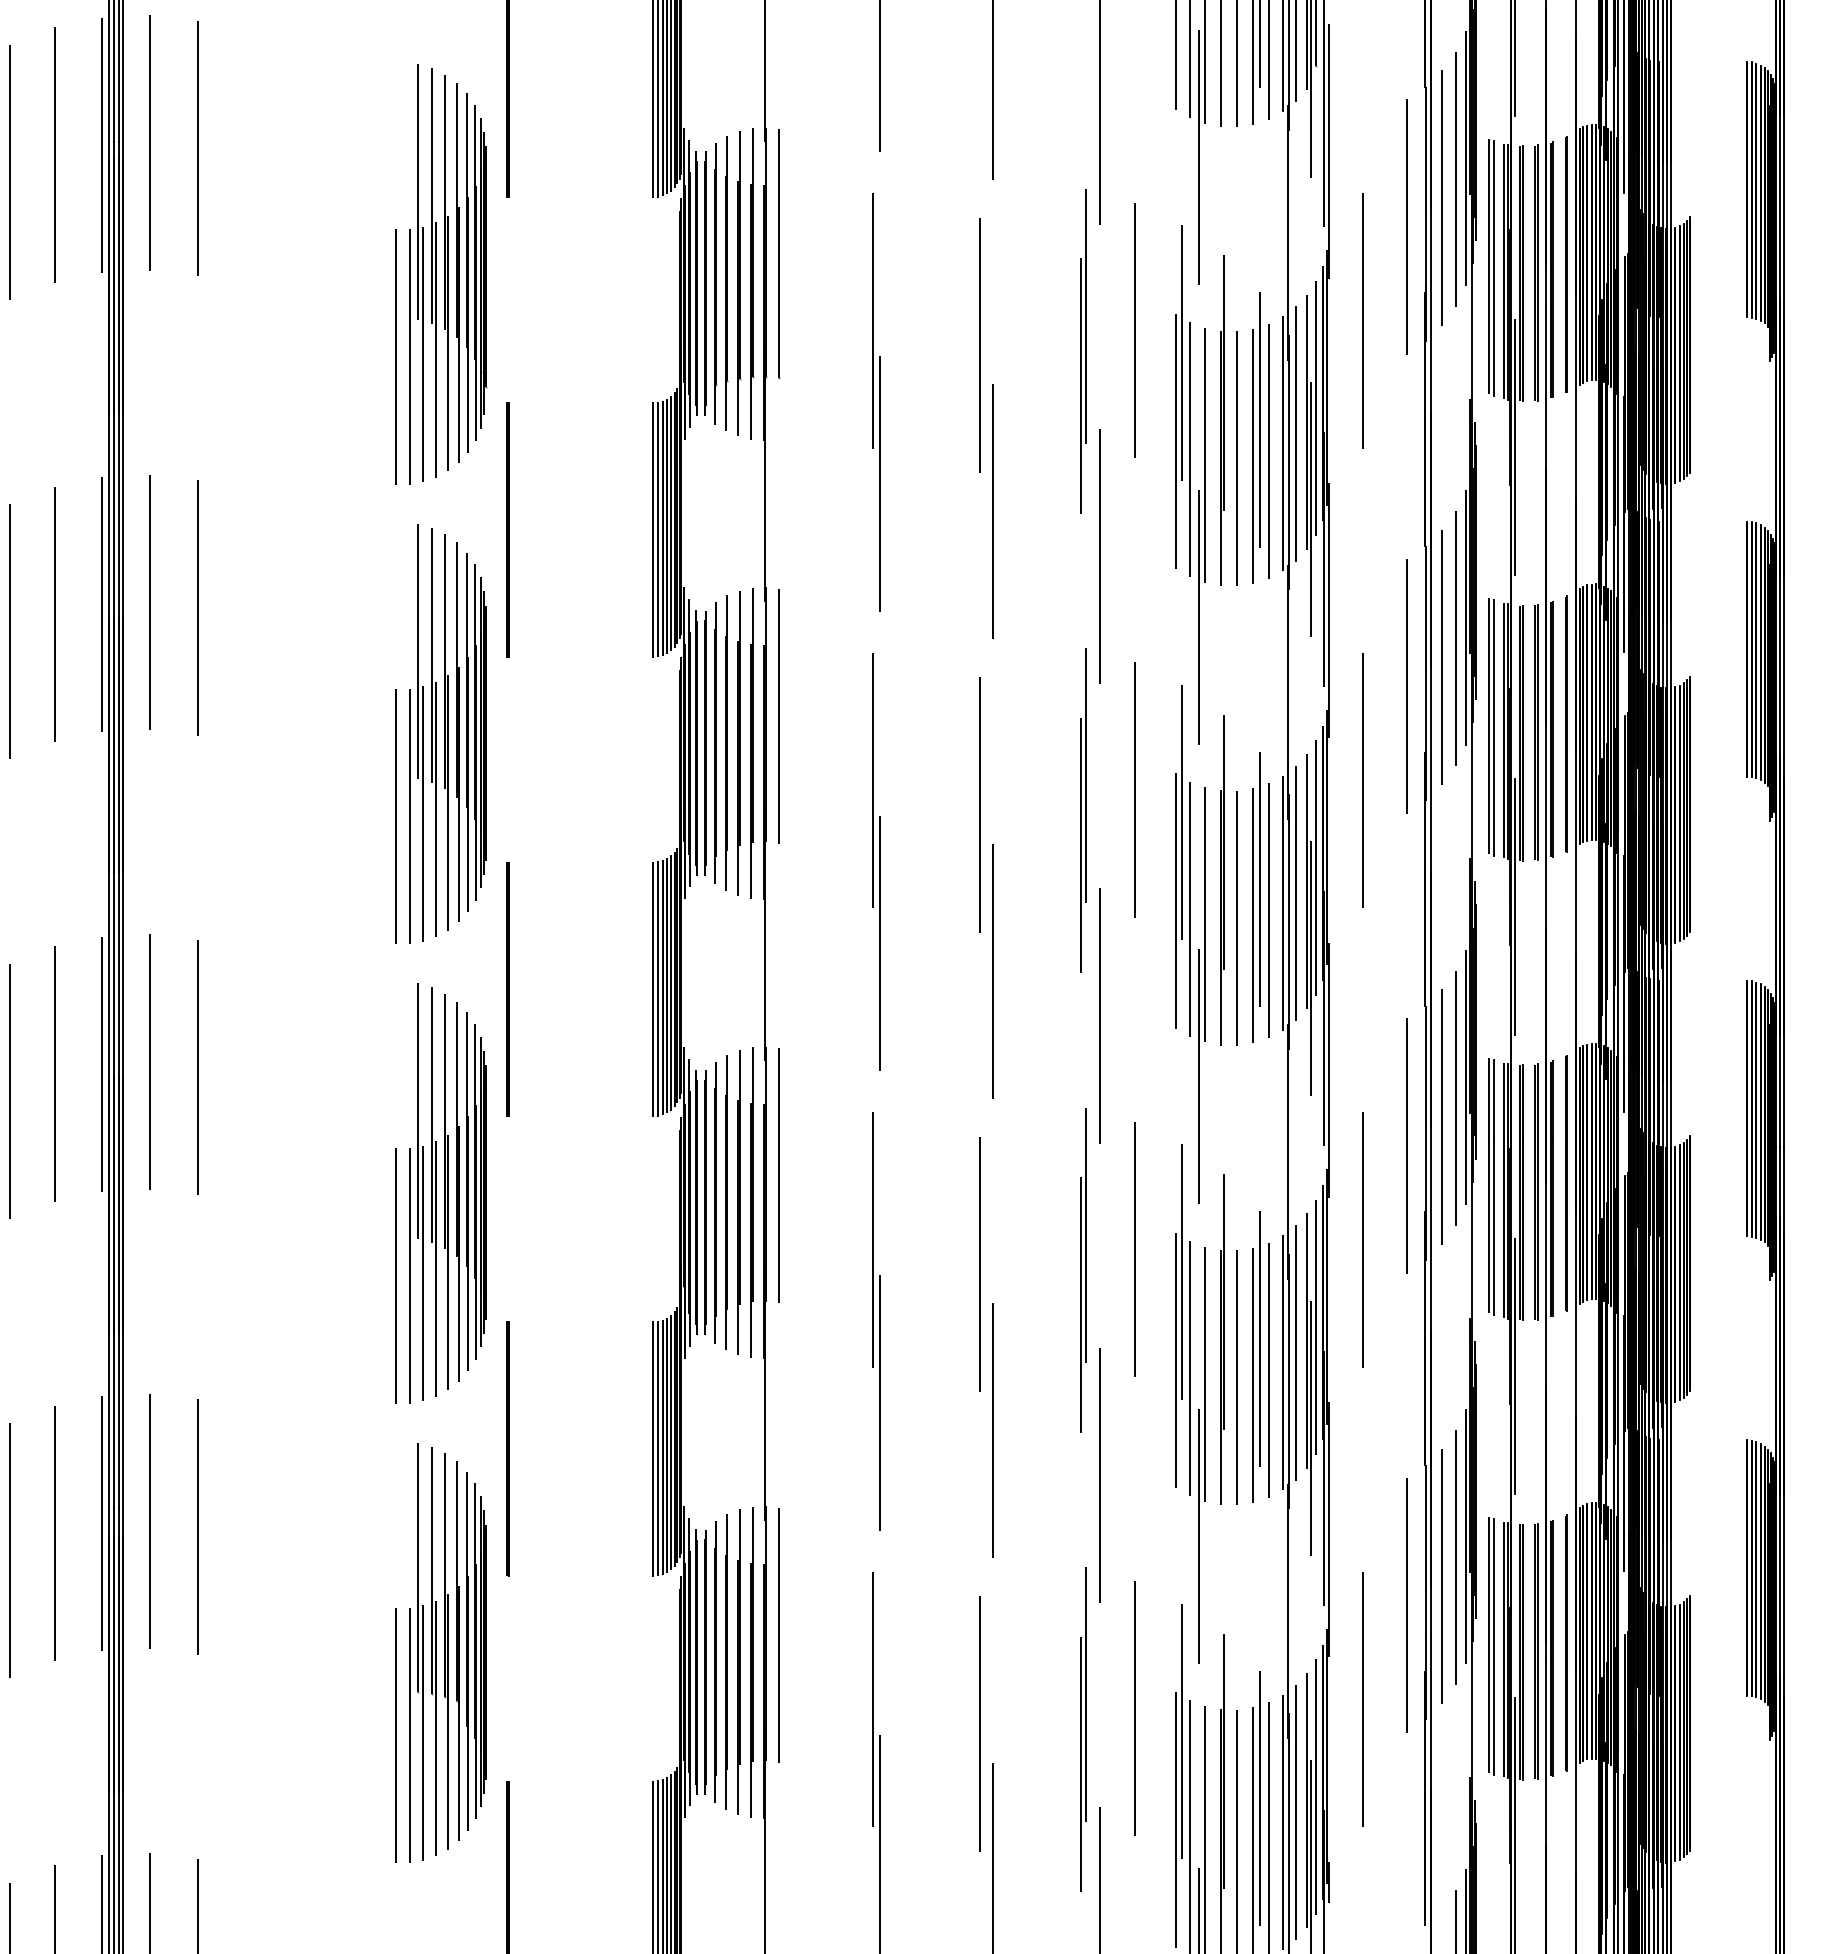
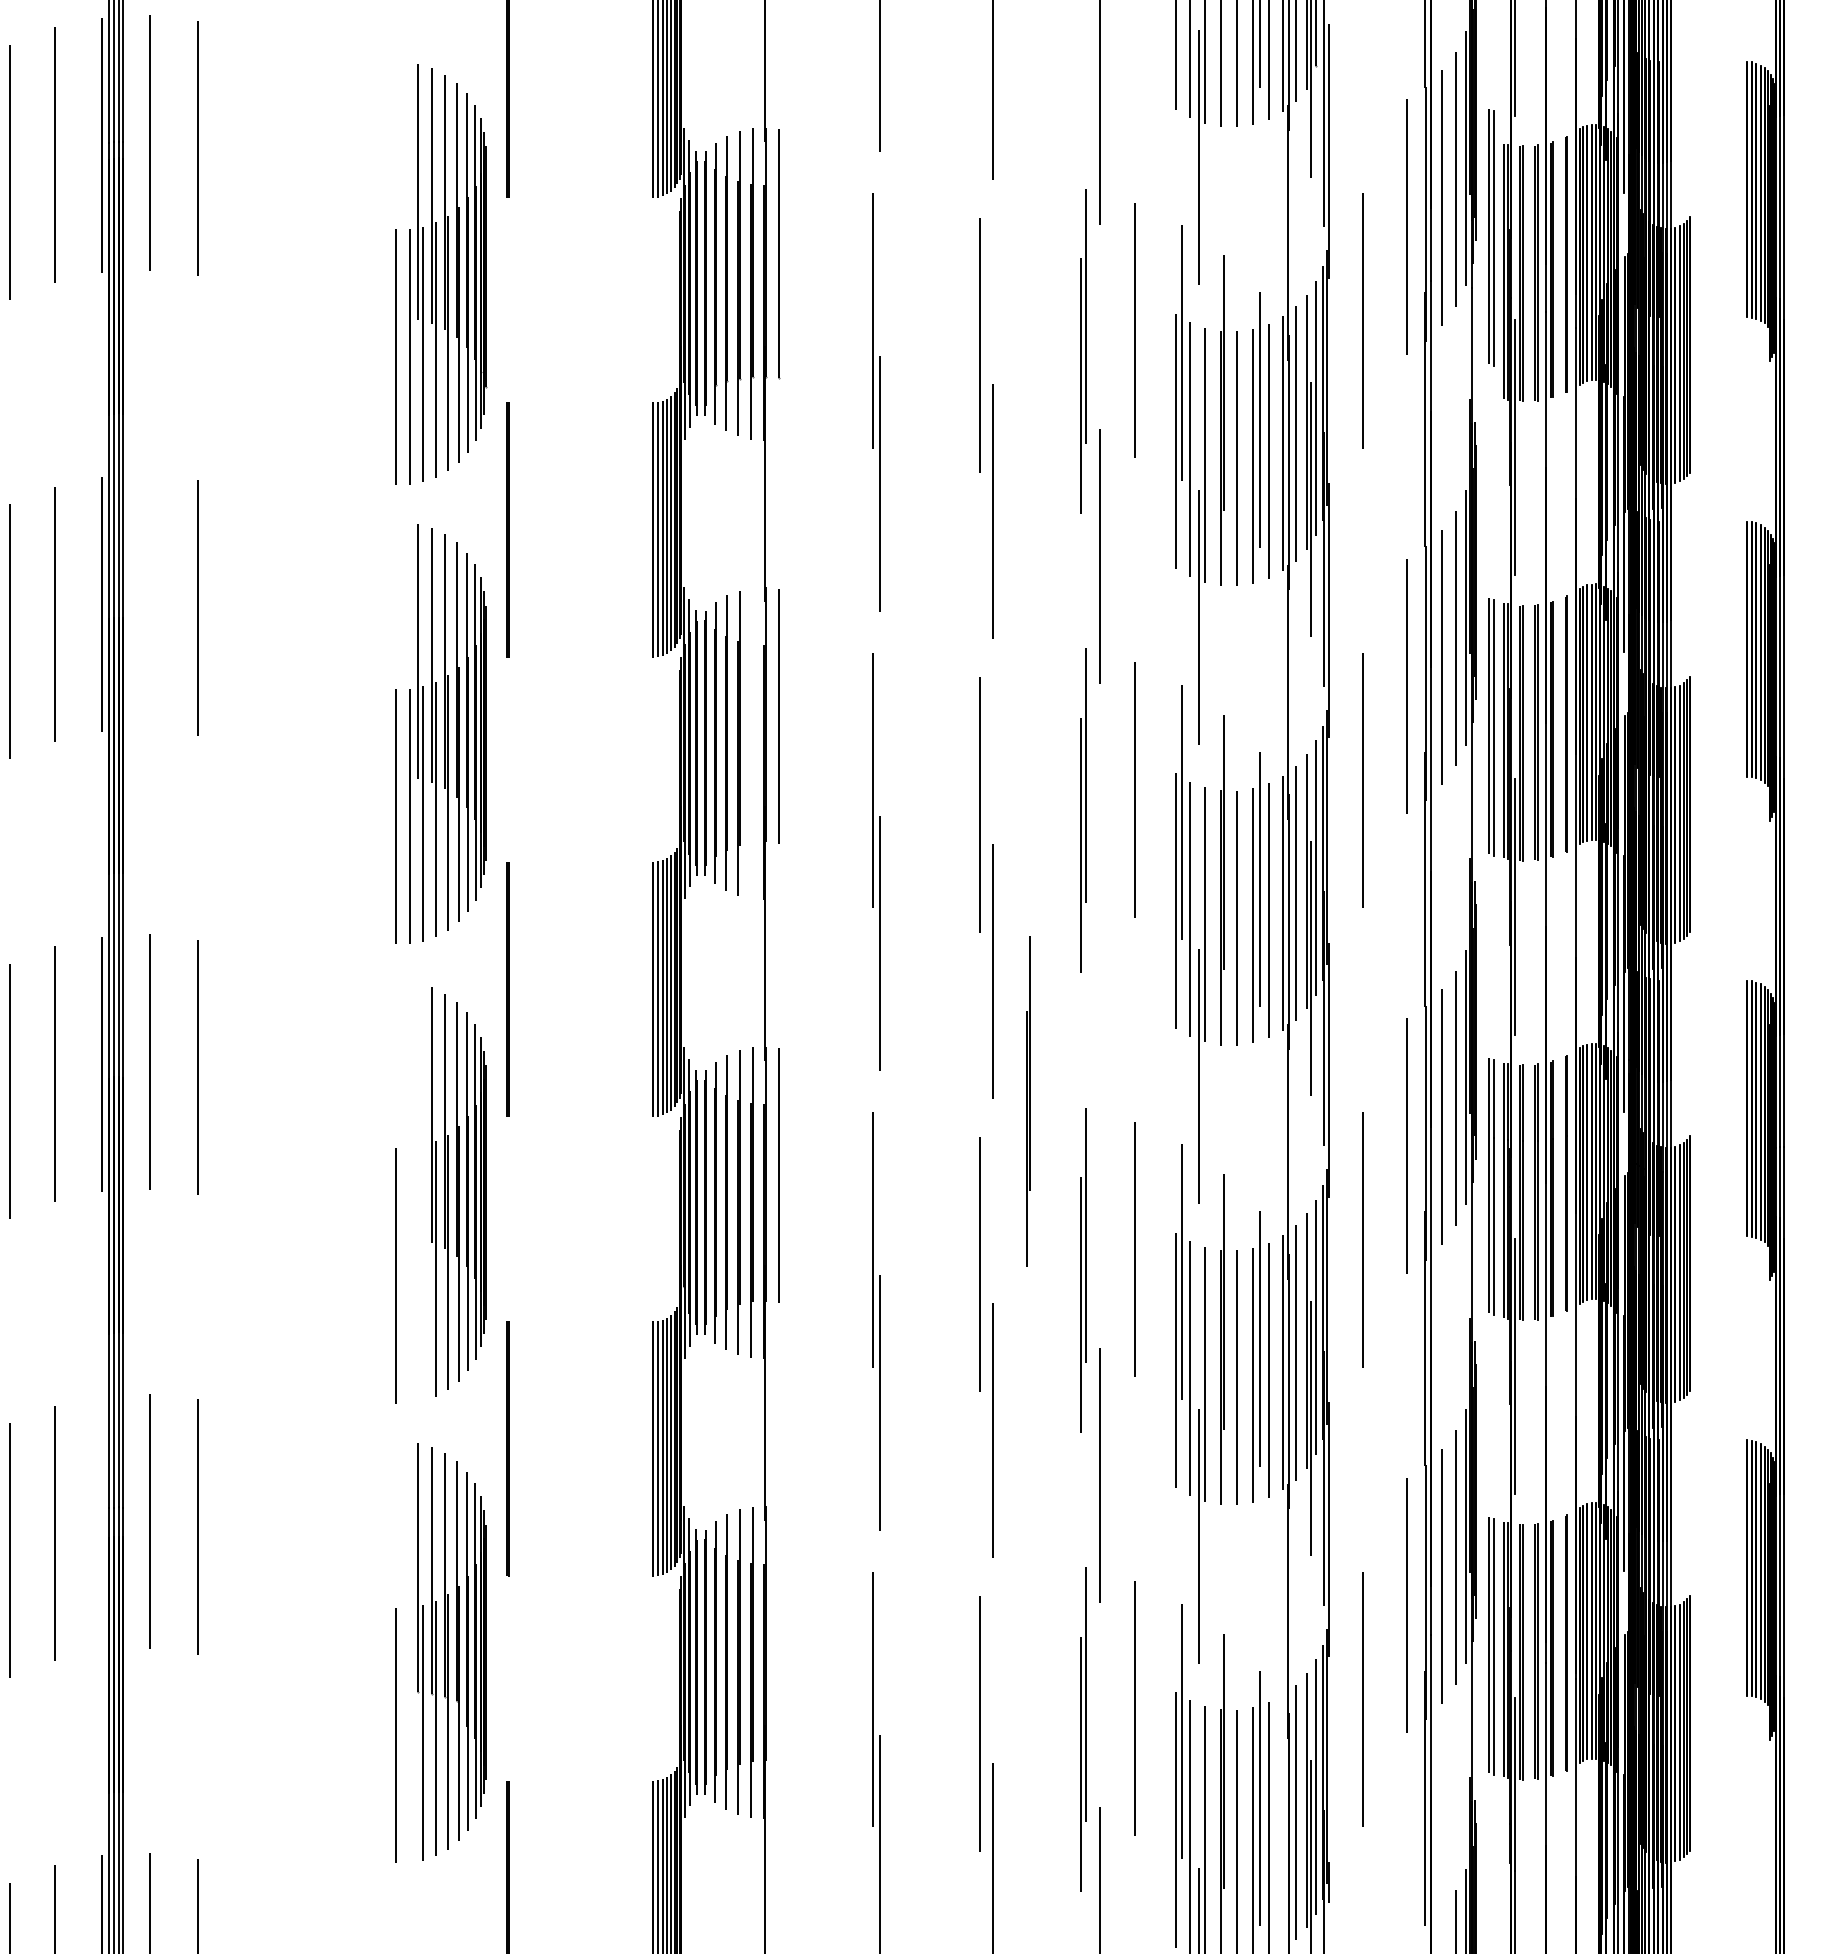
part position: (1491, 267) -> (1491, 237) (1491, 237)
line: present -> none (149, 602)
line: present -> none (751, 743)
line: present -> none (1100, 1015)
part: none -> present (1028, 1101)
part: present -> none (416, 1193)
line: present -> none (101, 1523)
line: present -> none (778, 1635)
line: present -> none (409, 1734)
line: present -> none (1283, 1821)
